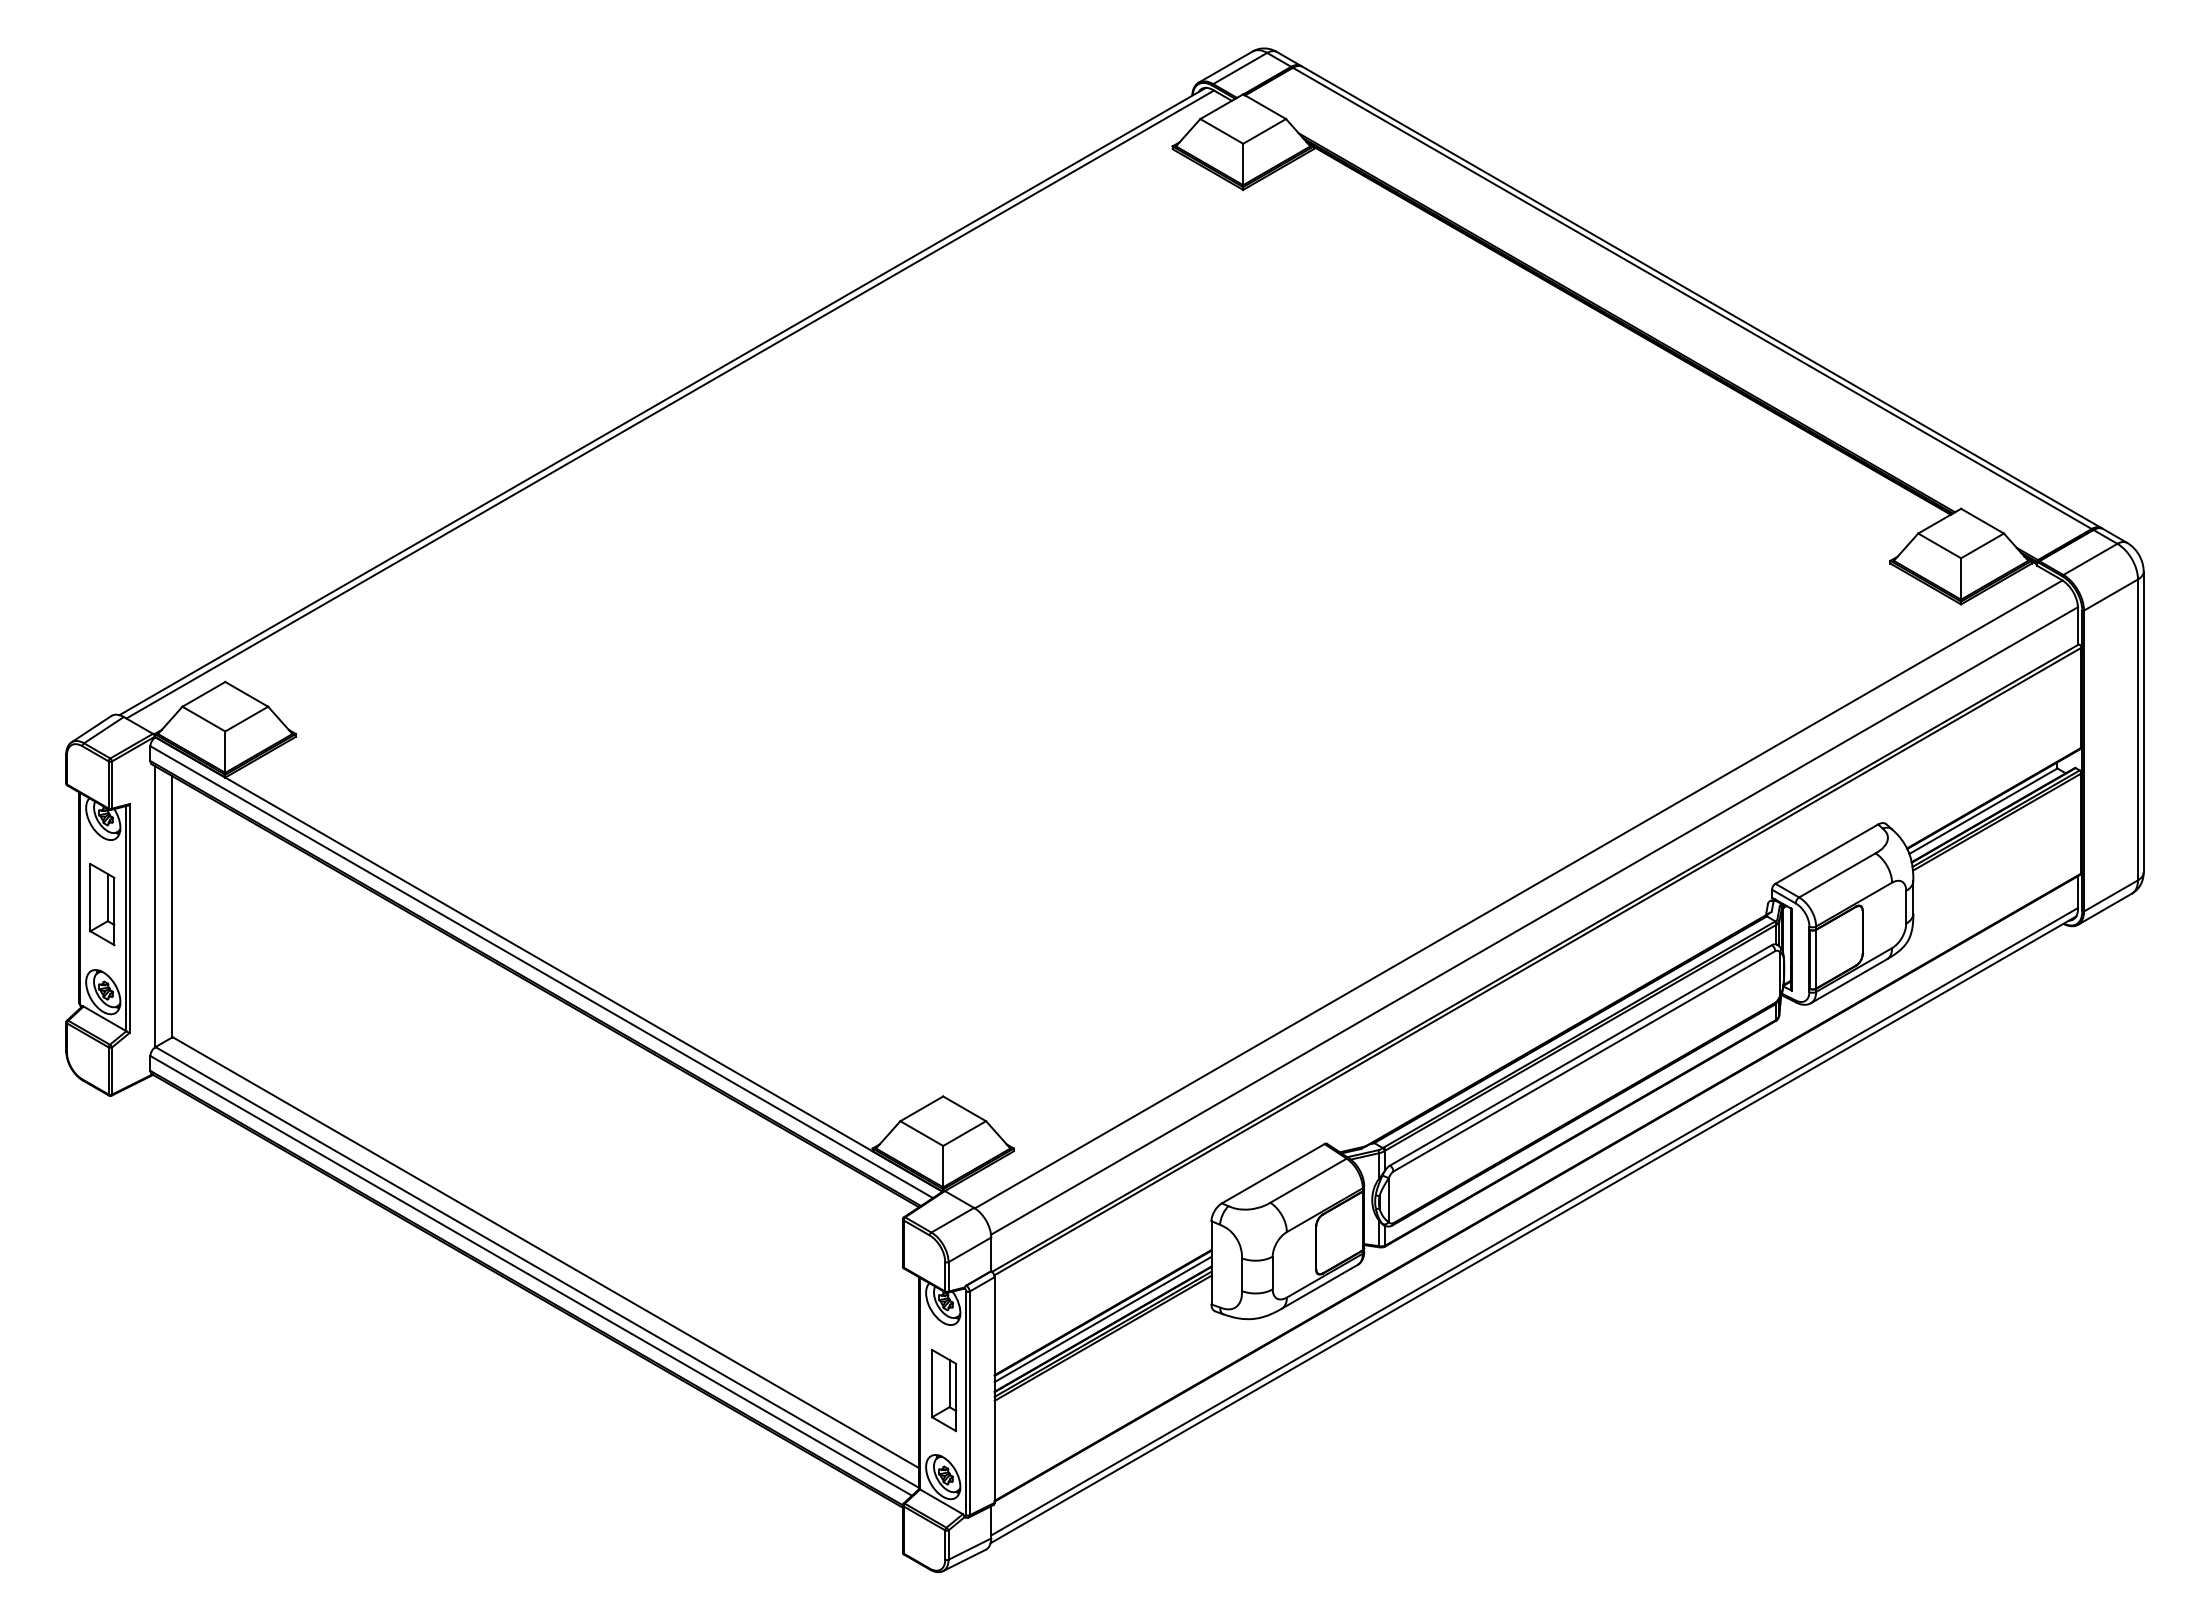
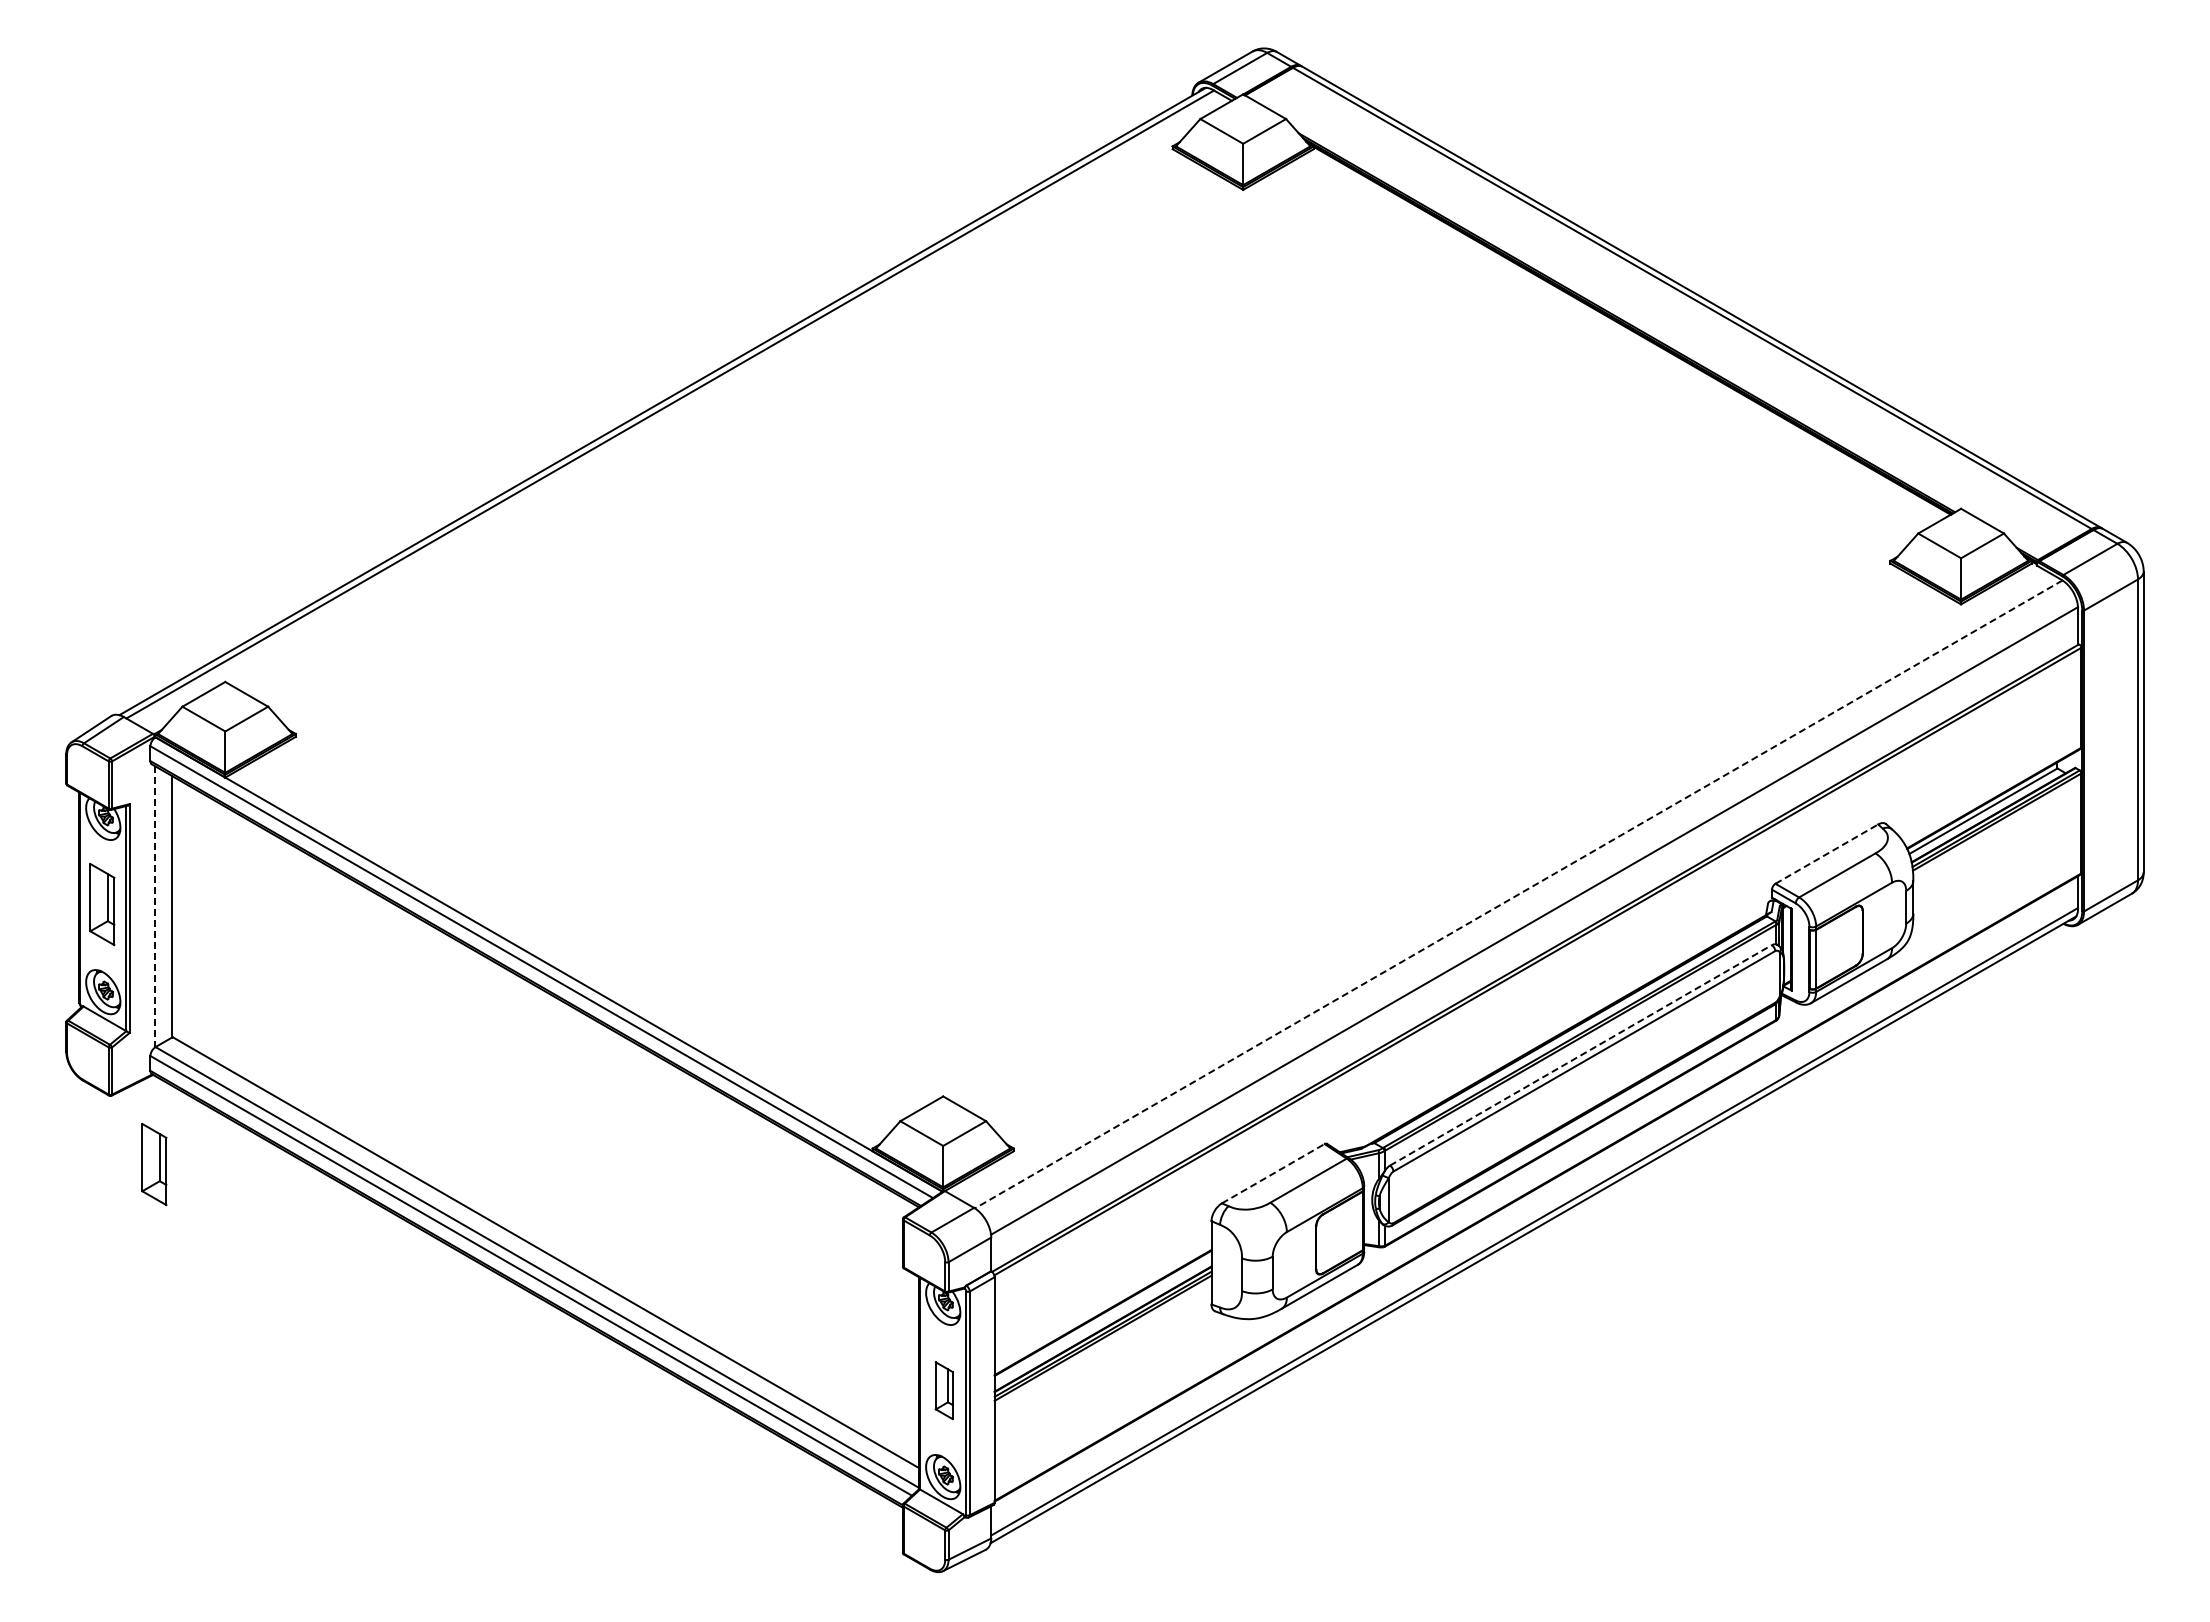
line: solid -> dashed (1827, 853)
line: solid -> dashed (1518, 894)
line: solid -> dashed (154, 906)
line: solid -> dashed (1581, 1055)
part: none -> present (154, 1164)
line: solid -> dashed (1273, 1173)
line: present -> none (1102, 1319)
part size: 27x84 px -> 20x60 px (943, 1390)
